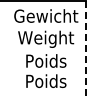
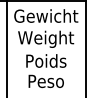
line: none -> present (7, 48)
line: dashed -> solid (85, 49)
text: Poids -> Peso (46, 81)
